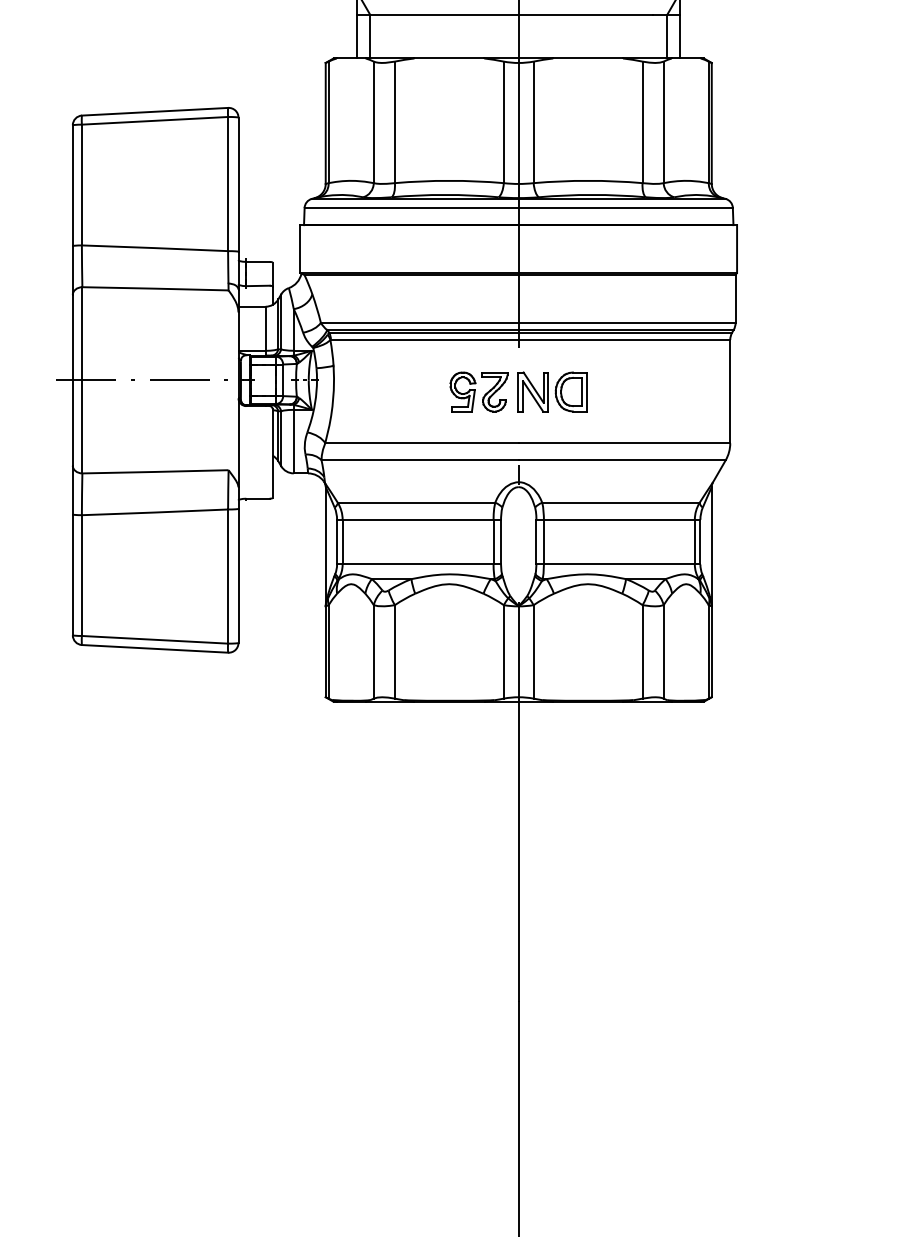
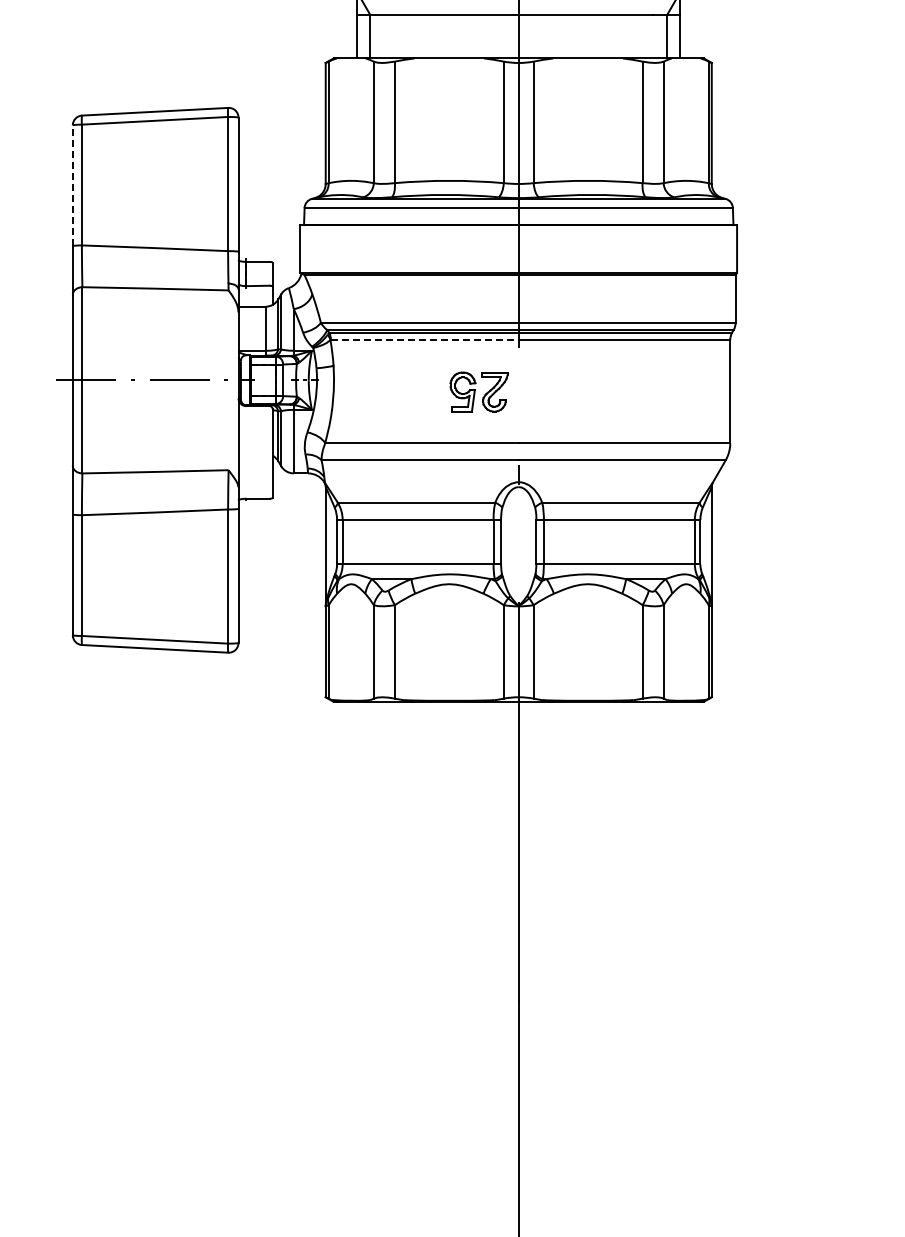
line: solid -> dashed (72, 185)
line: solid -> dashed (424, 339)
part: present -> none (552, 391)
